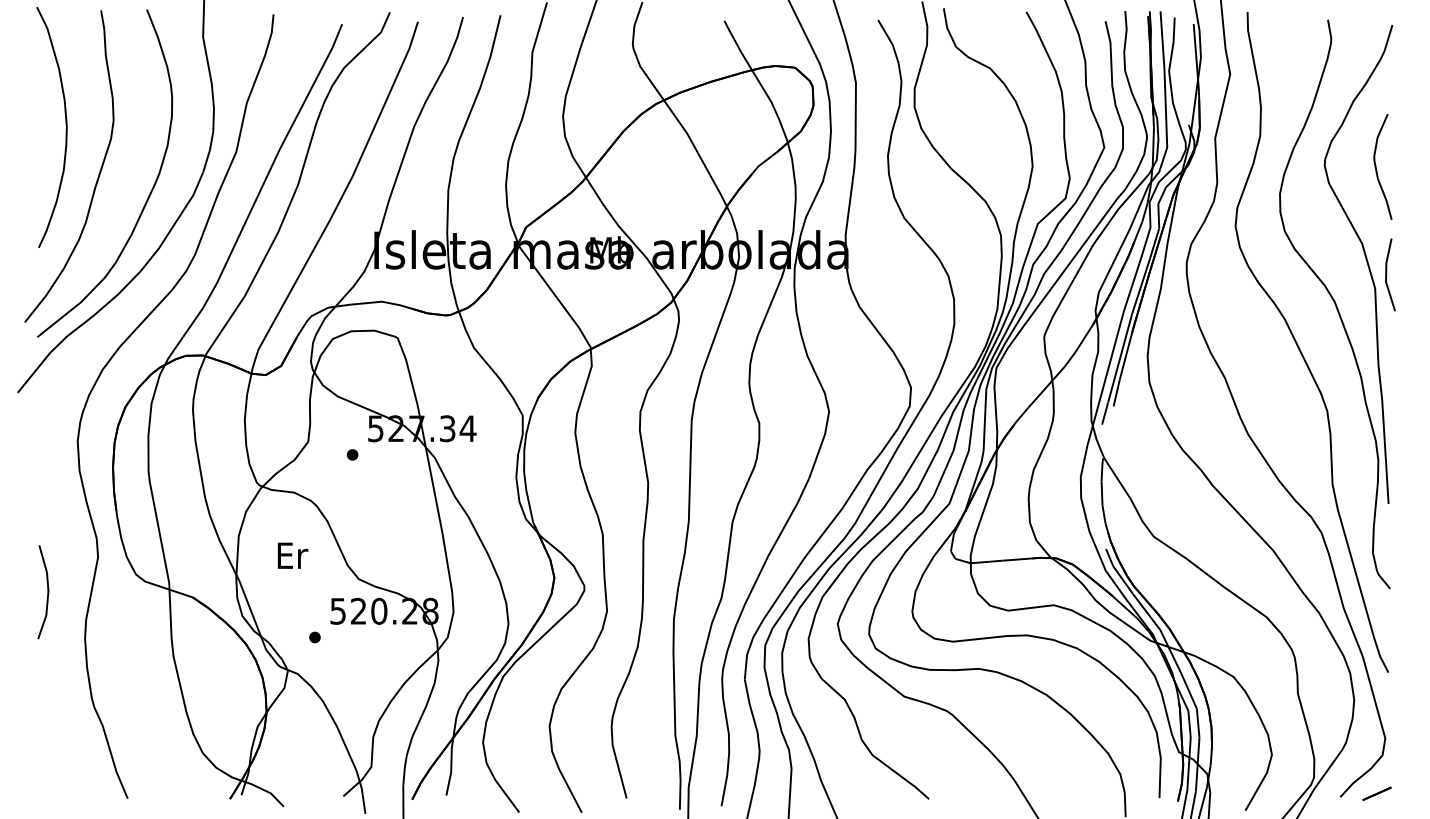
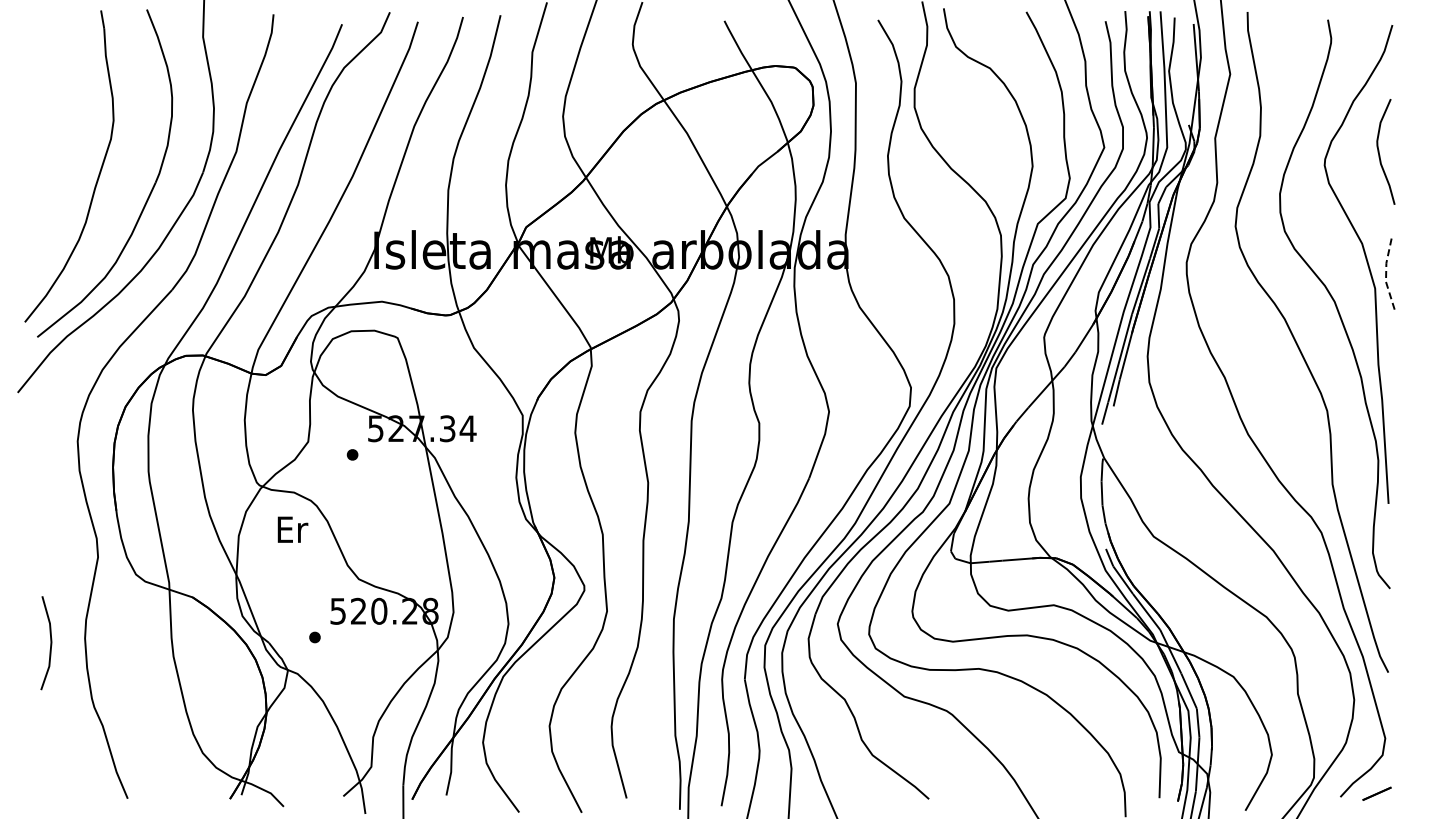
curve: present -> none (65, 128)
curve position: (1376, 166) -> (1379, 151) (1379, 151)
line: solid -> dashed (1386, 274)
text position: (292, 555) -> (292, 529) (292, 529)
line position: (47, 592) -> (50, 643) (50, 643)
